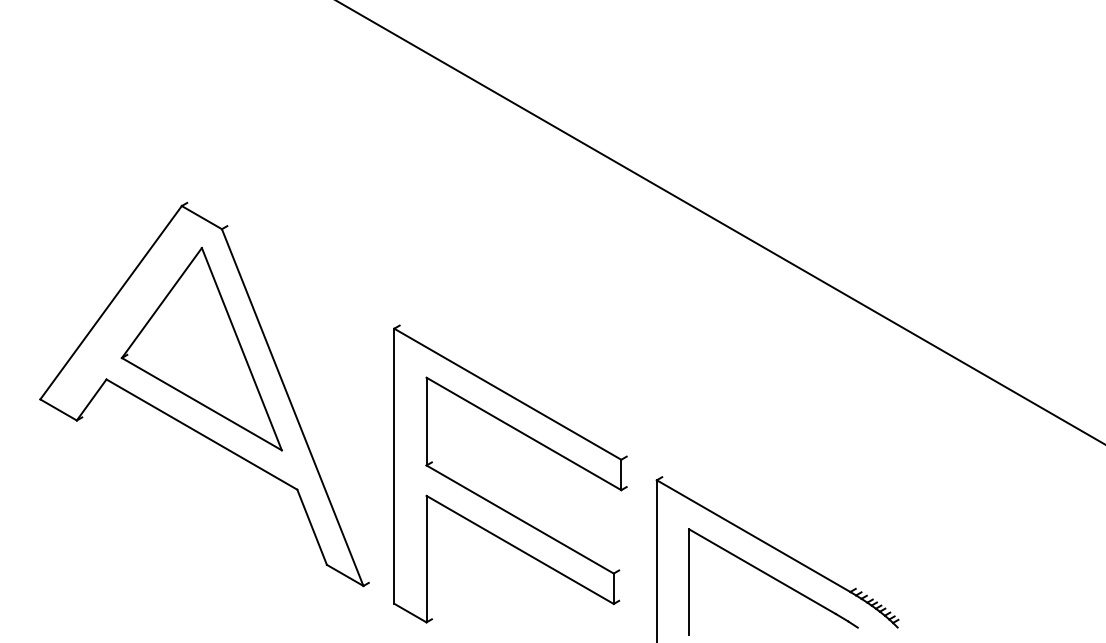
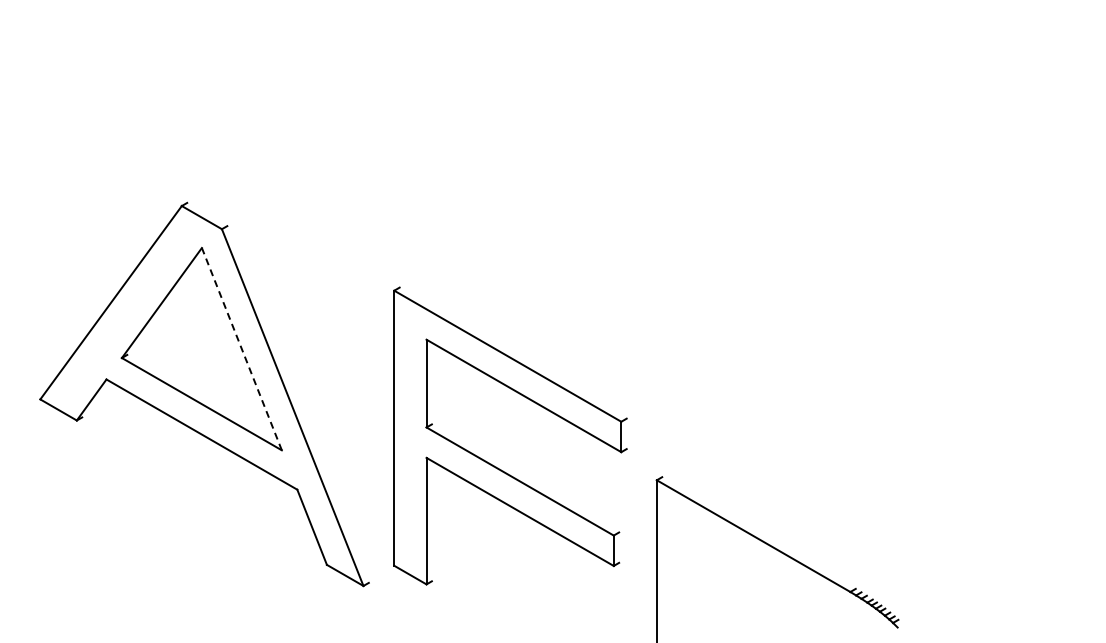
line: present -> none (720, 222)
line: solid -> dashed (241, 349)
part position: (491, 501) -> (491, 463) (491, 463)
part: present -> none (773, 581)
